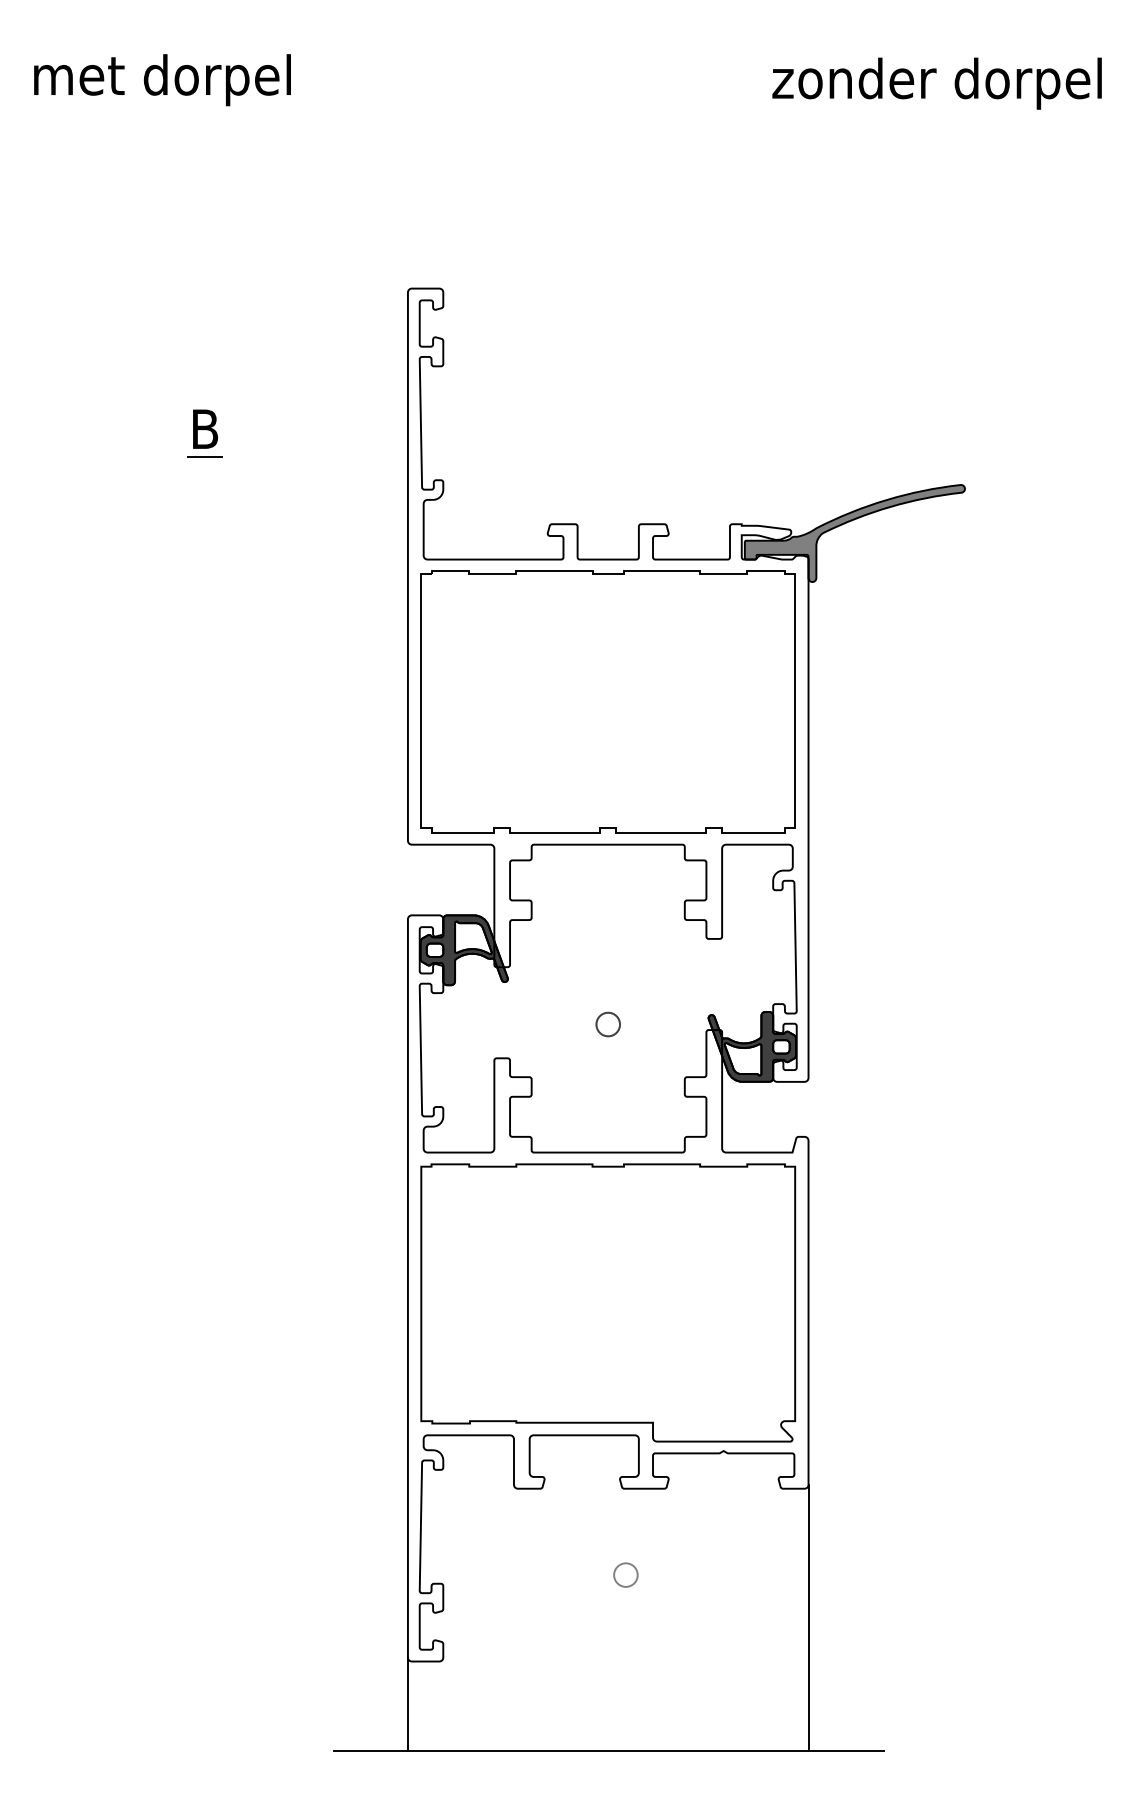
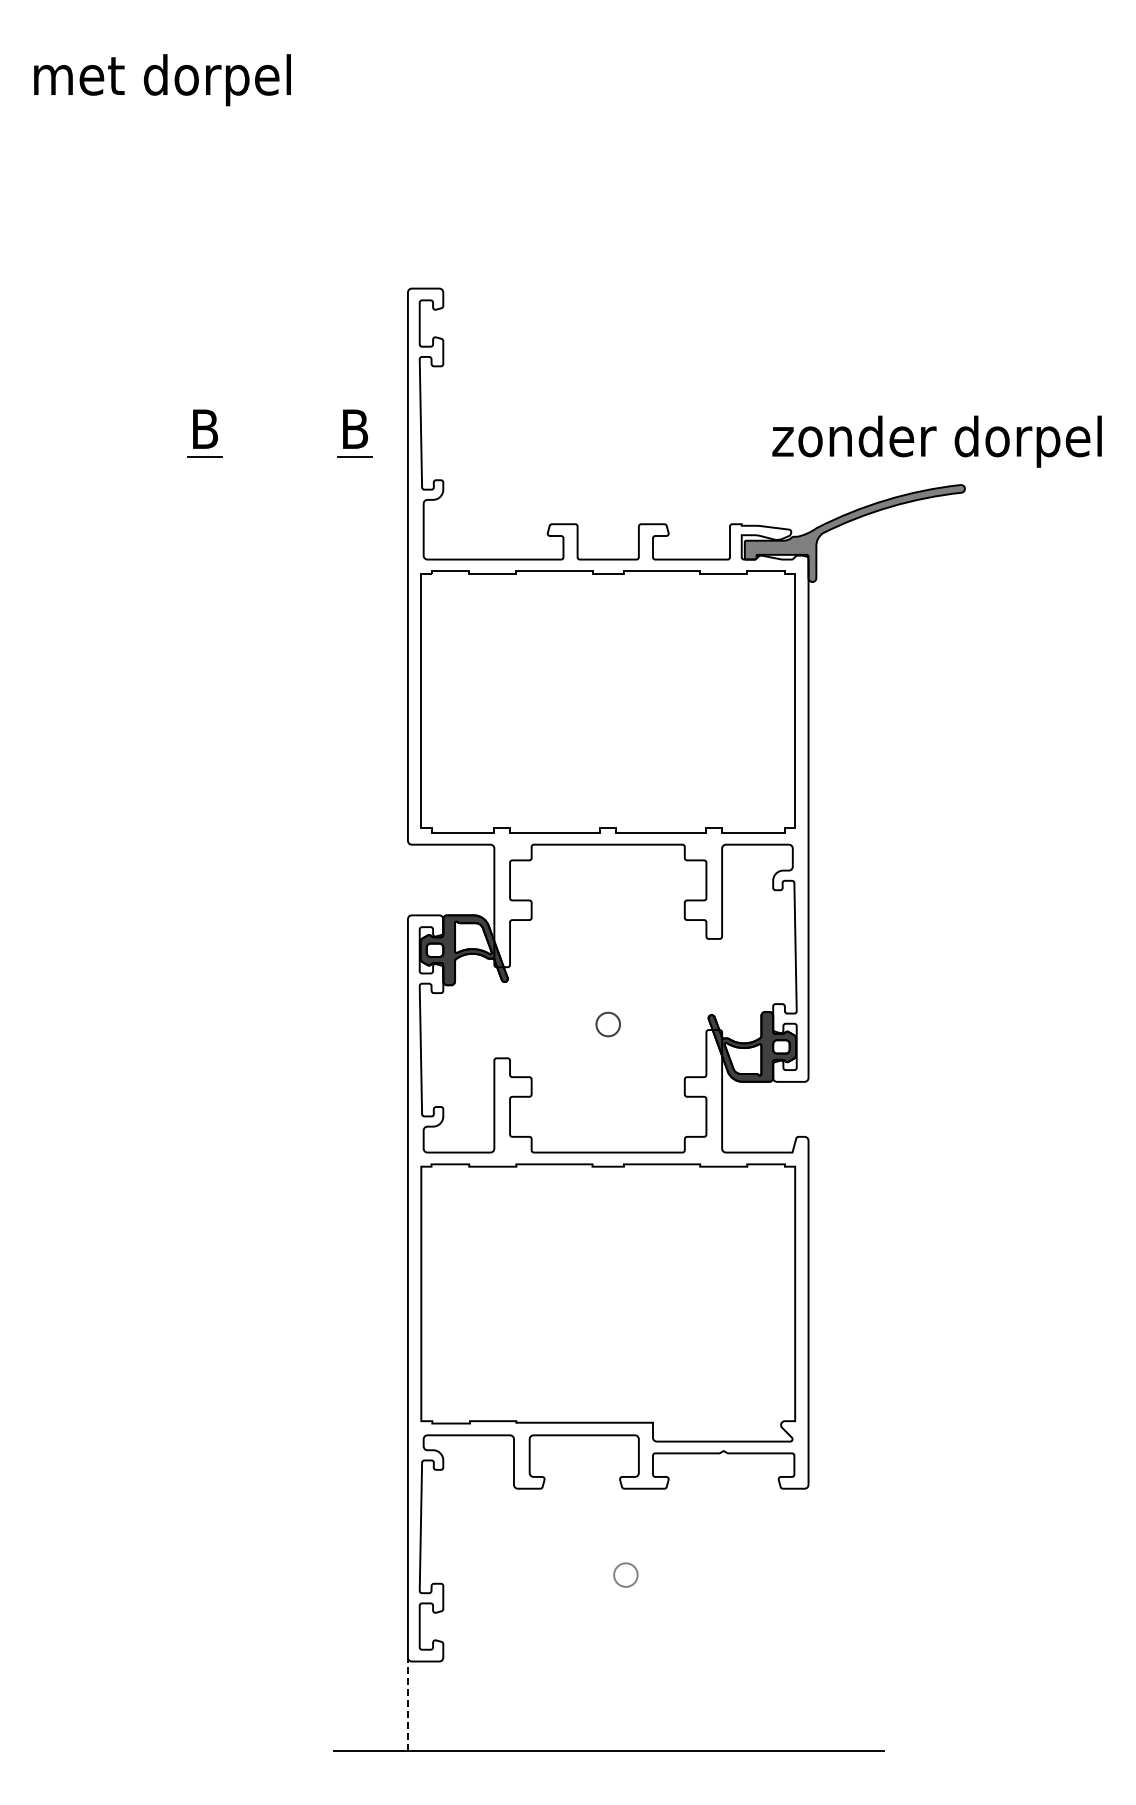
text position: (936, 83) -> (936, 441) (936, 441)
part: none -> present (354, 433)
line: present -> none (808, 1617)
line: solid -> dashed (407, 1704)
